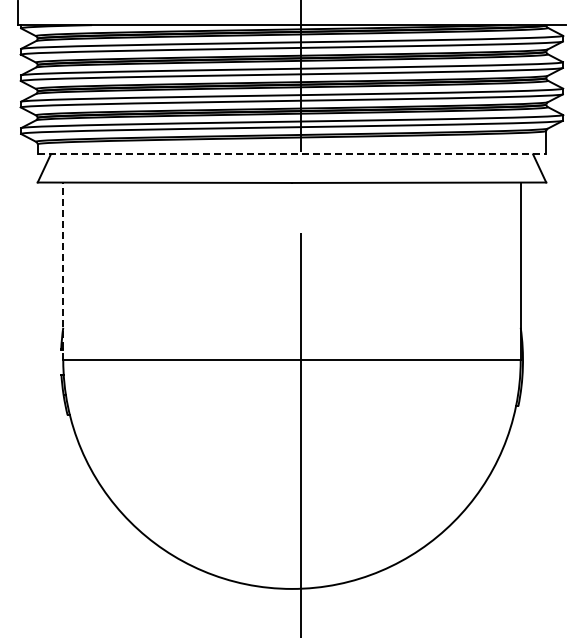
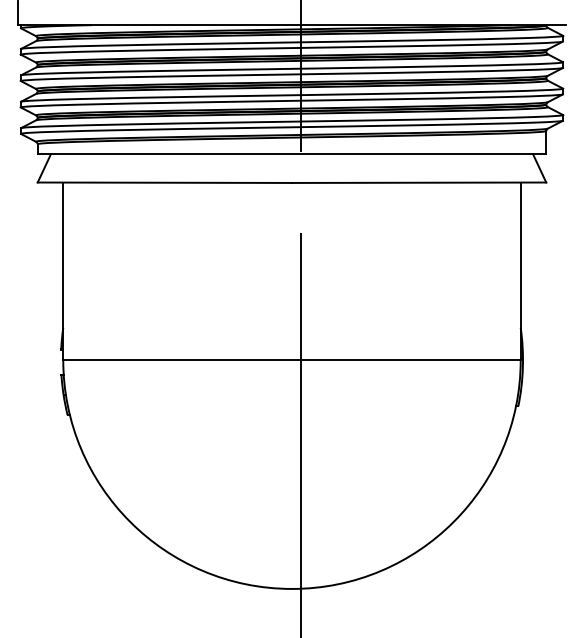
line: dashed -> solid (292, 154)
line: dashed -> solid (63, 271)
